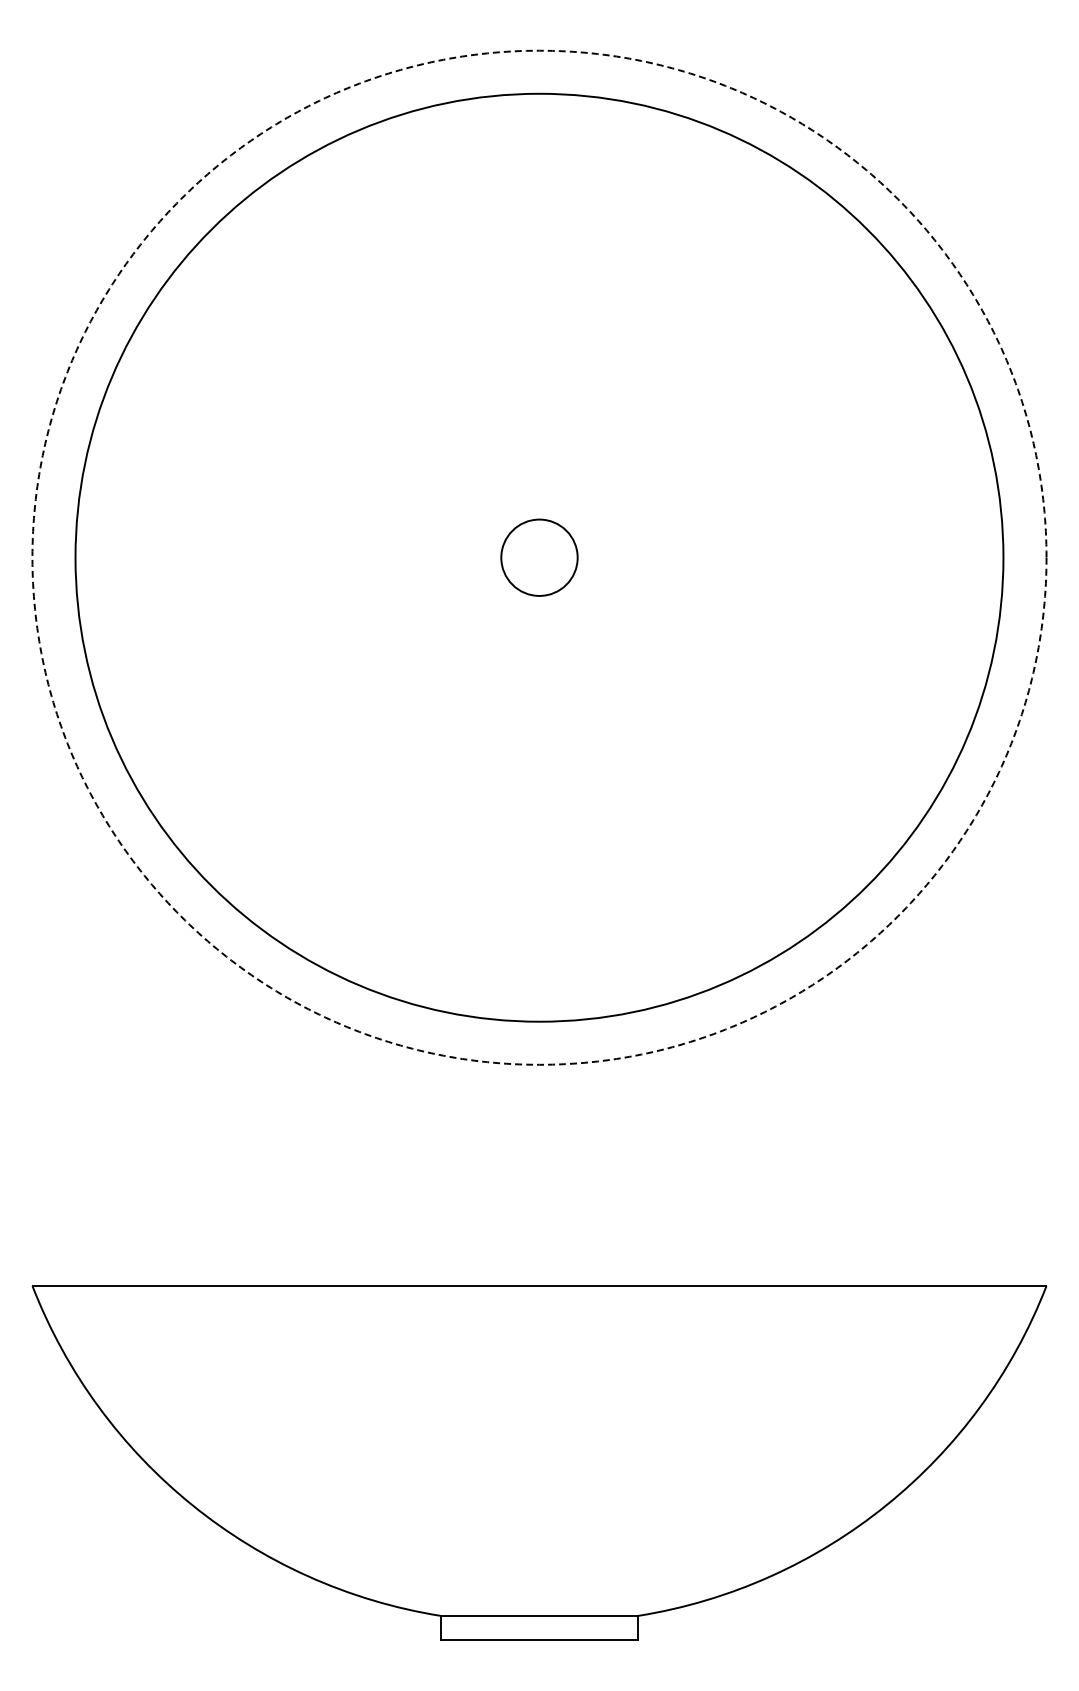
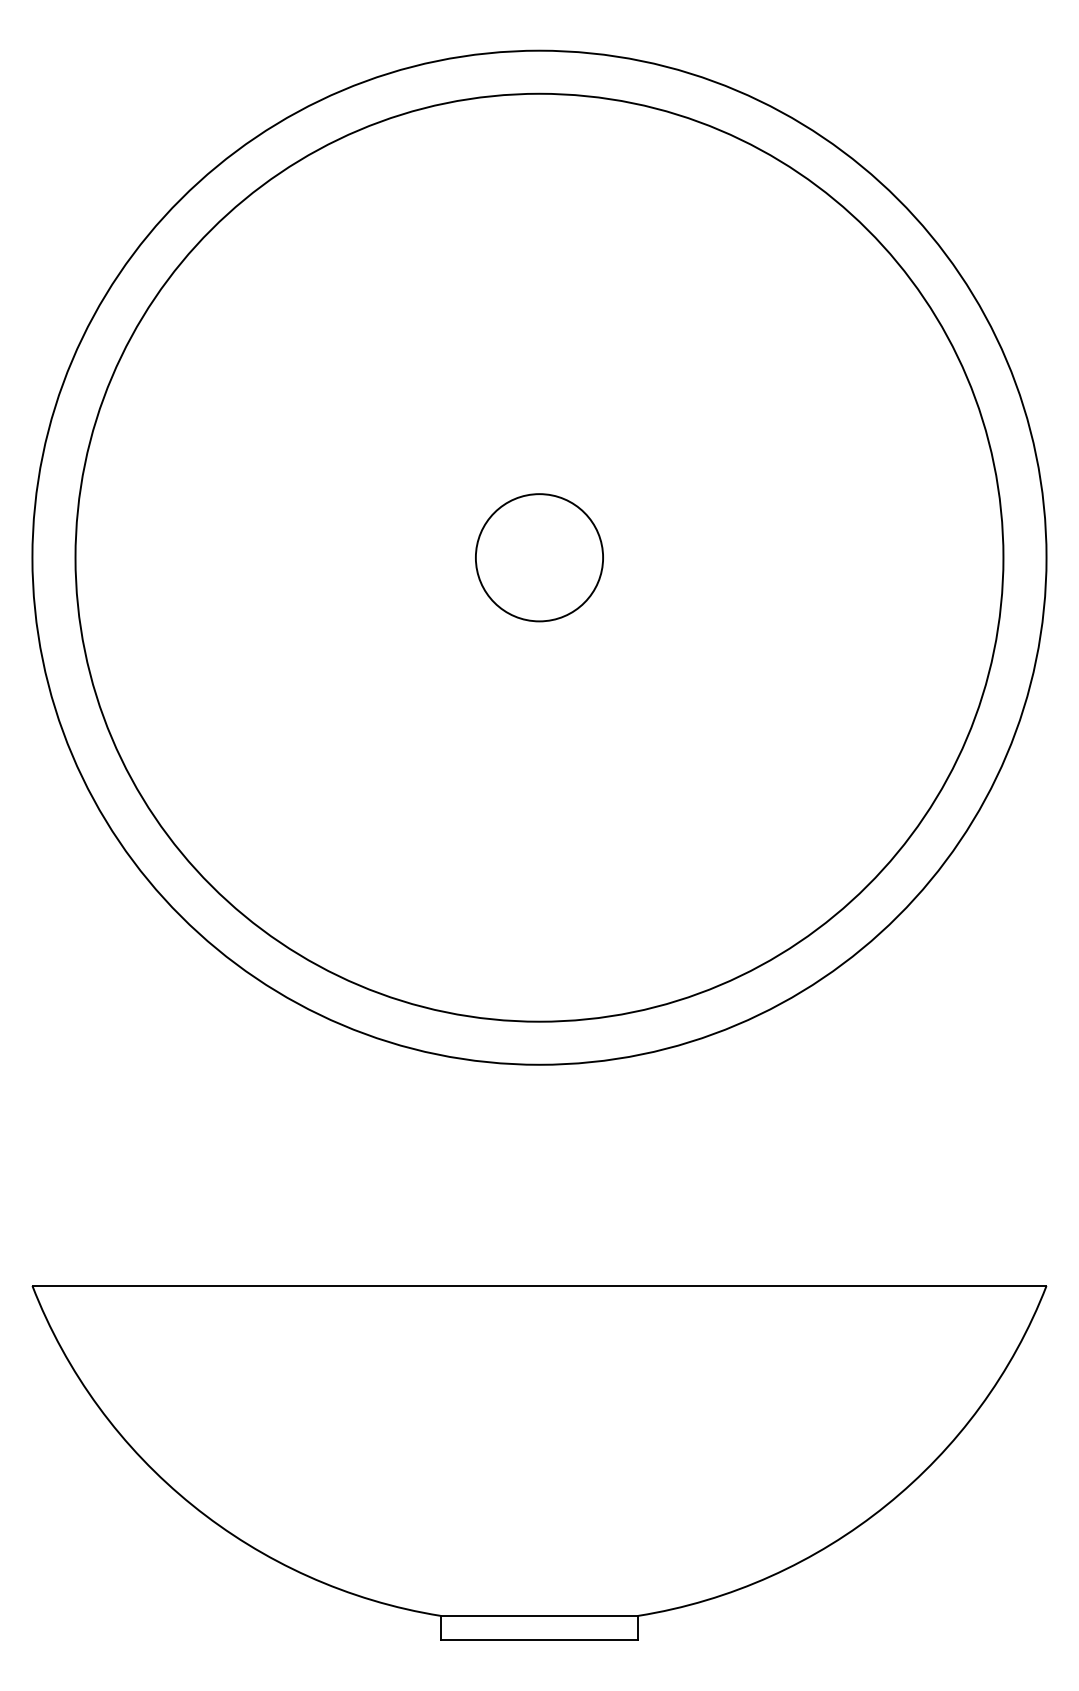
circle diameter: 76 px -> 127 px (539, 557)
circle: dashed -> solid (539, 557)
